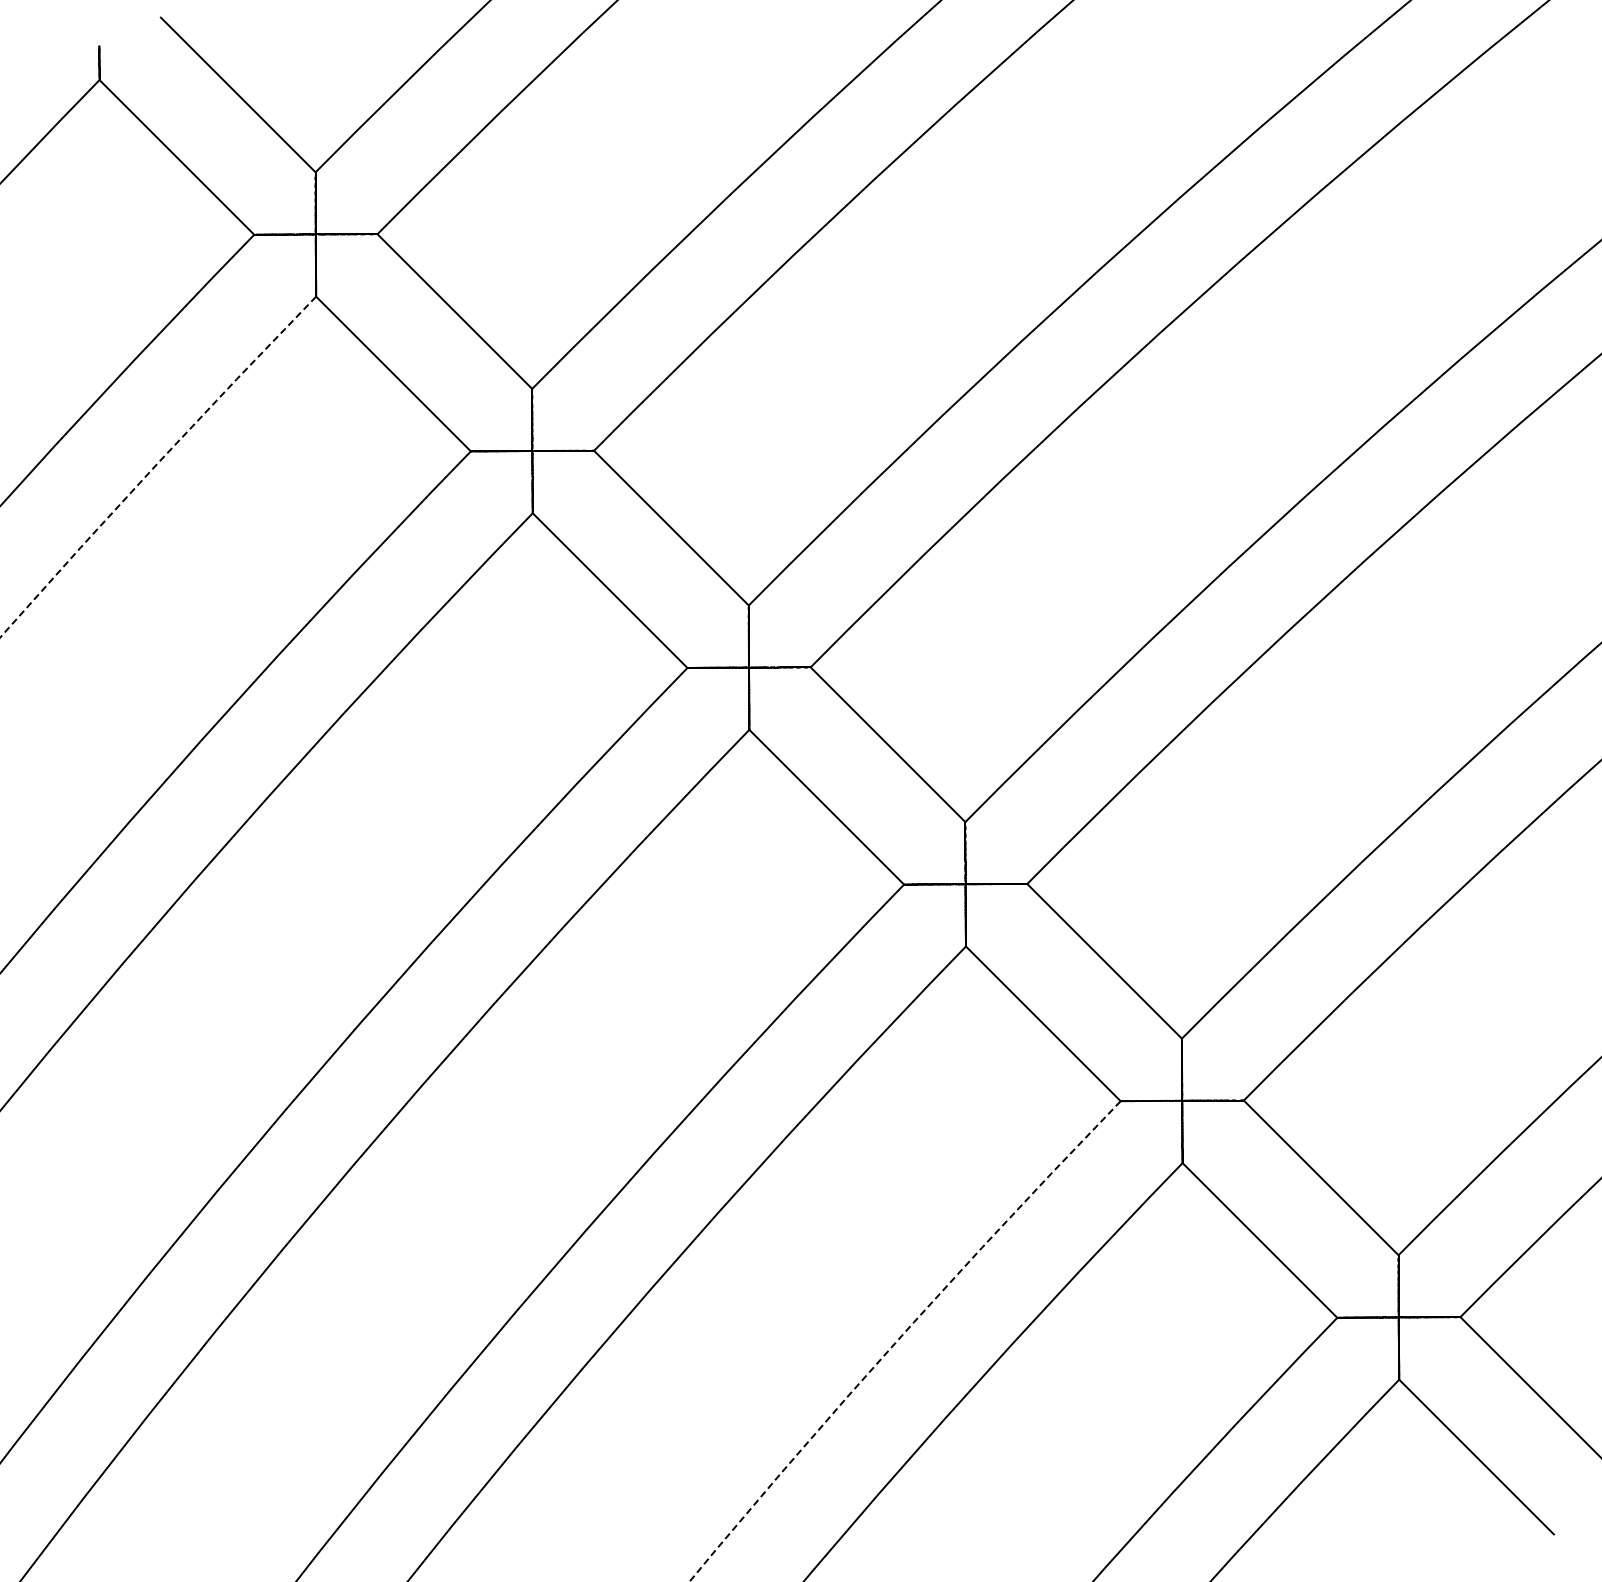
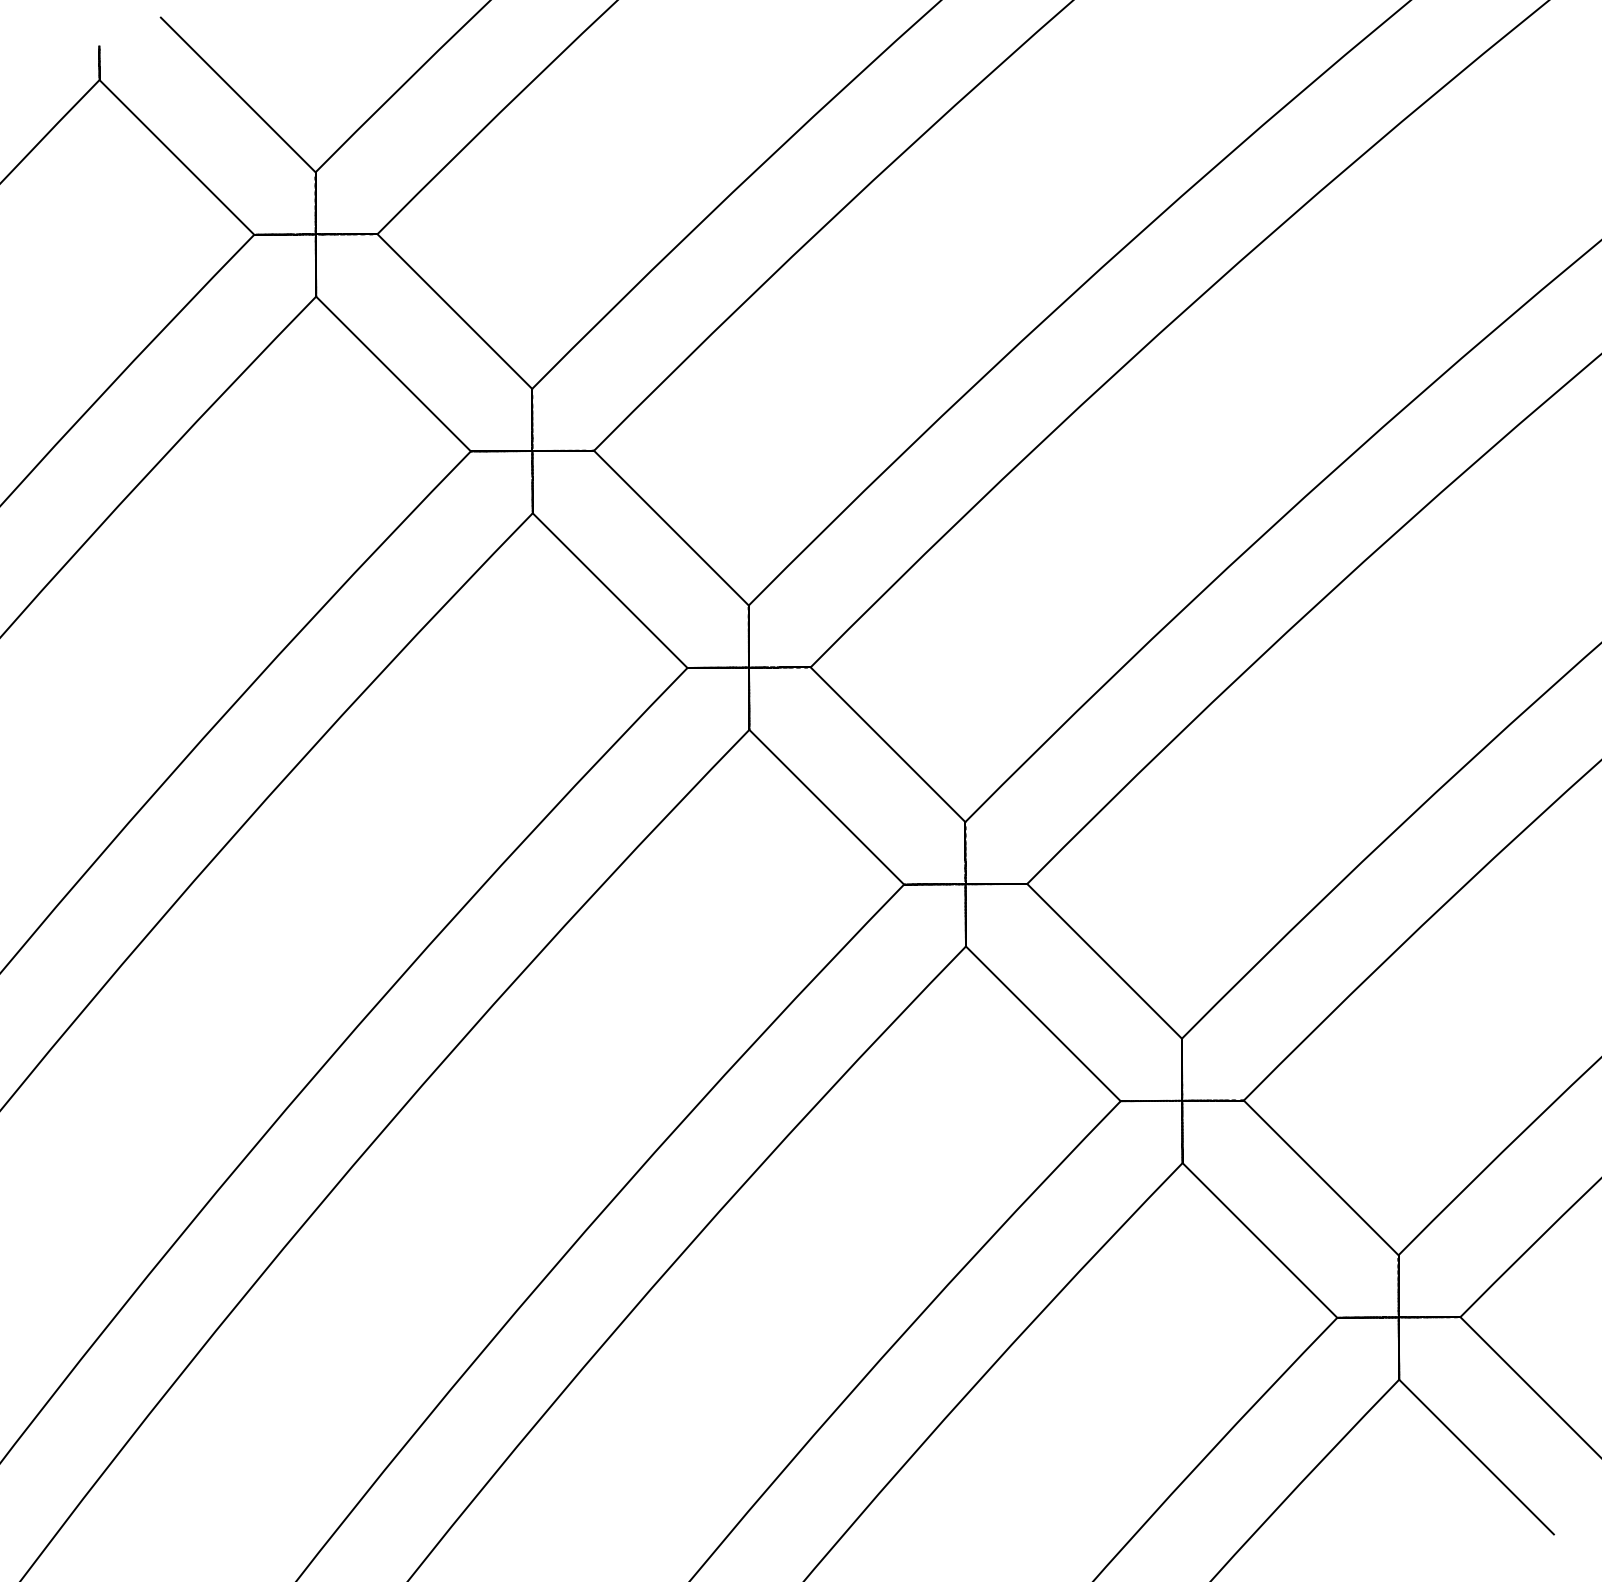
arc: dashed -> solid (155, 465)
arc: dashed -> solid (900, 1337)
